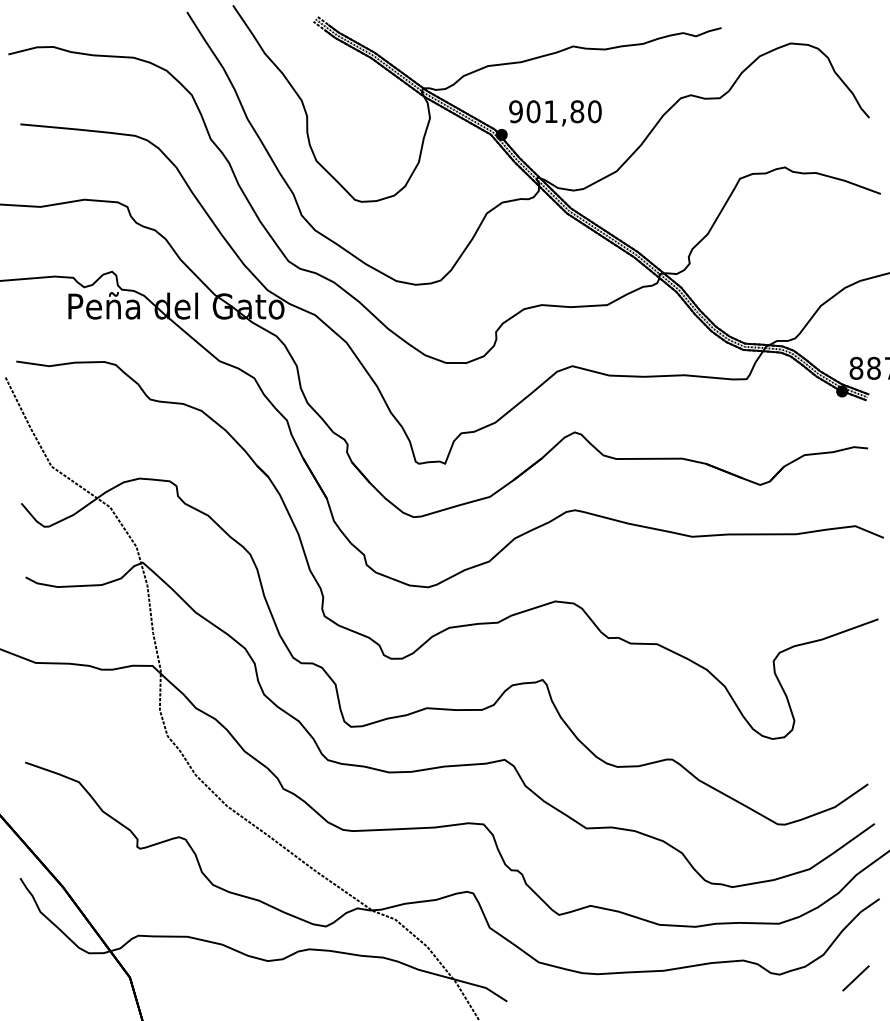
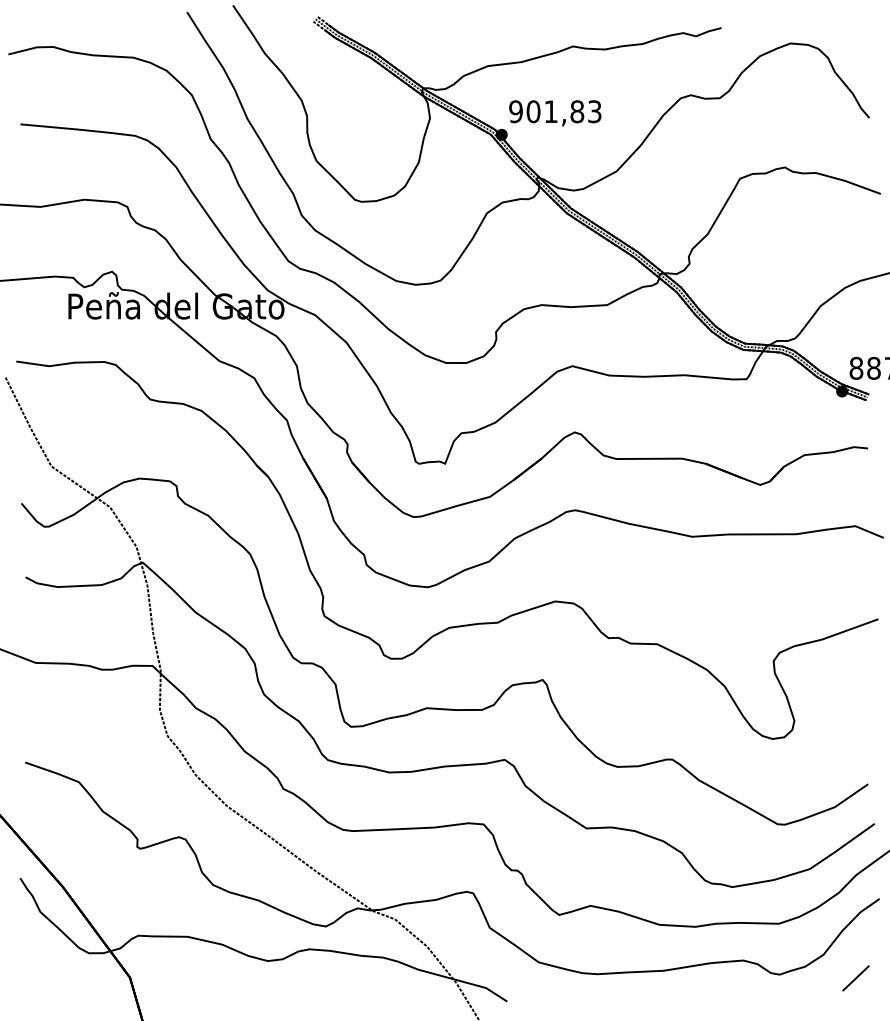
text: 901,80 -> 901,83 (594, 111)
